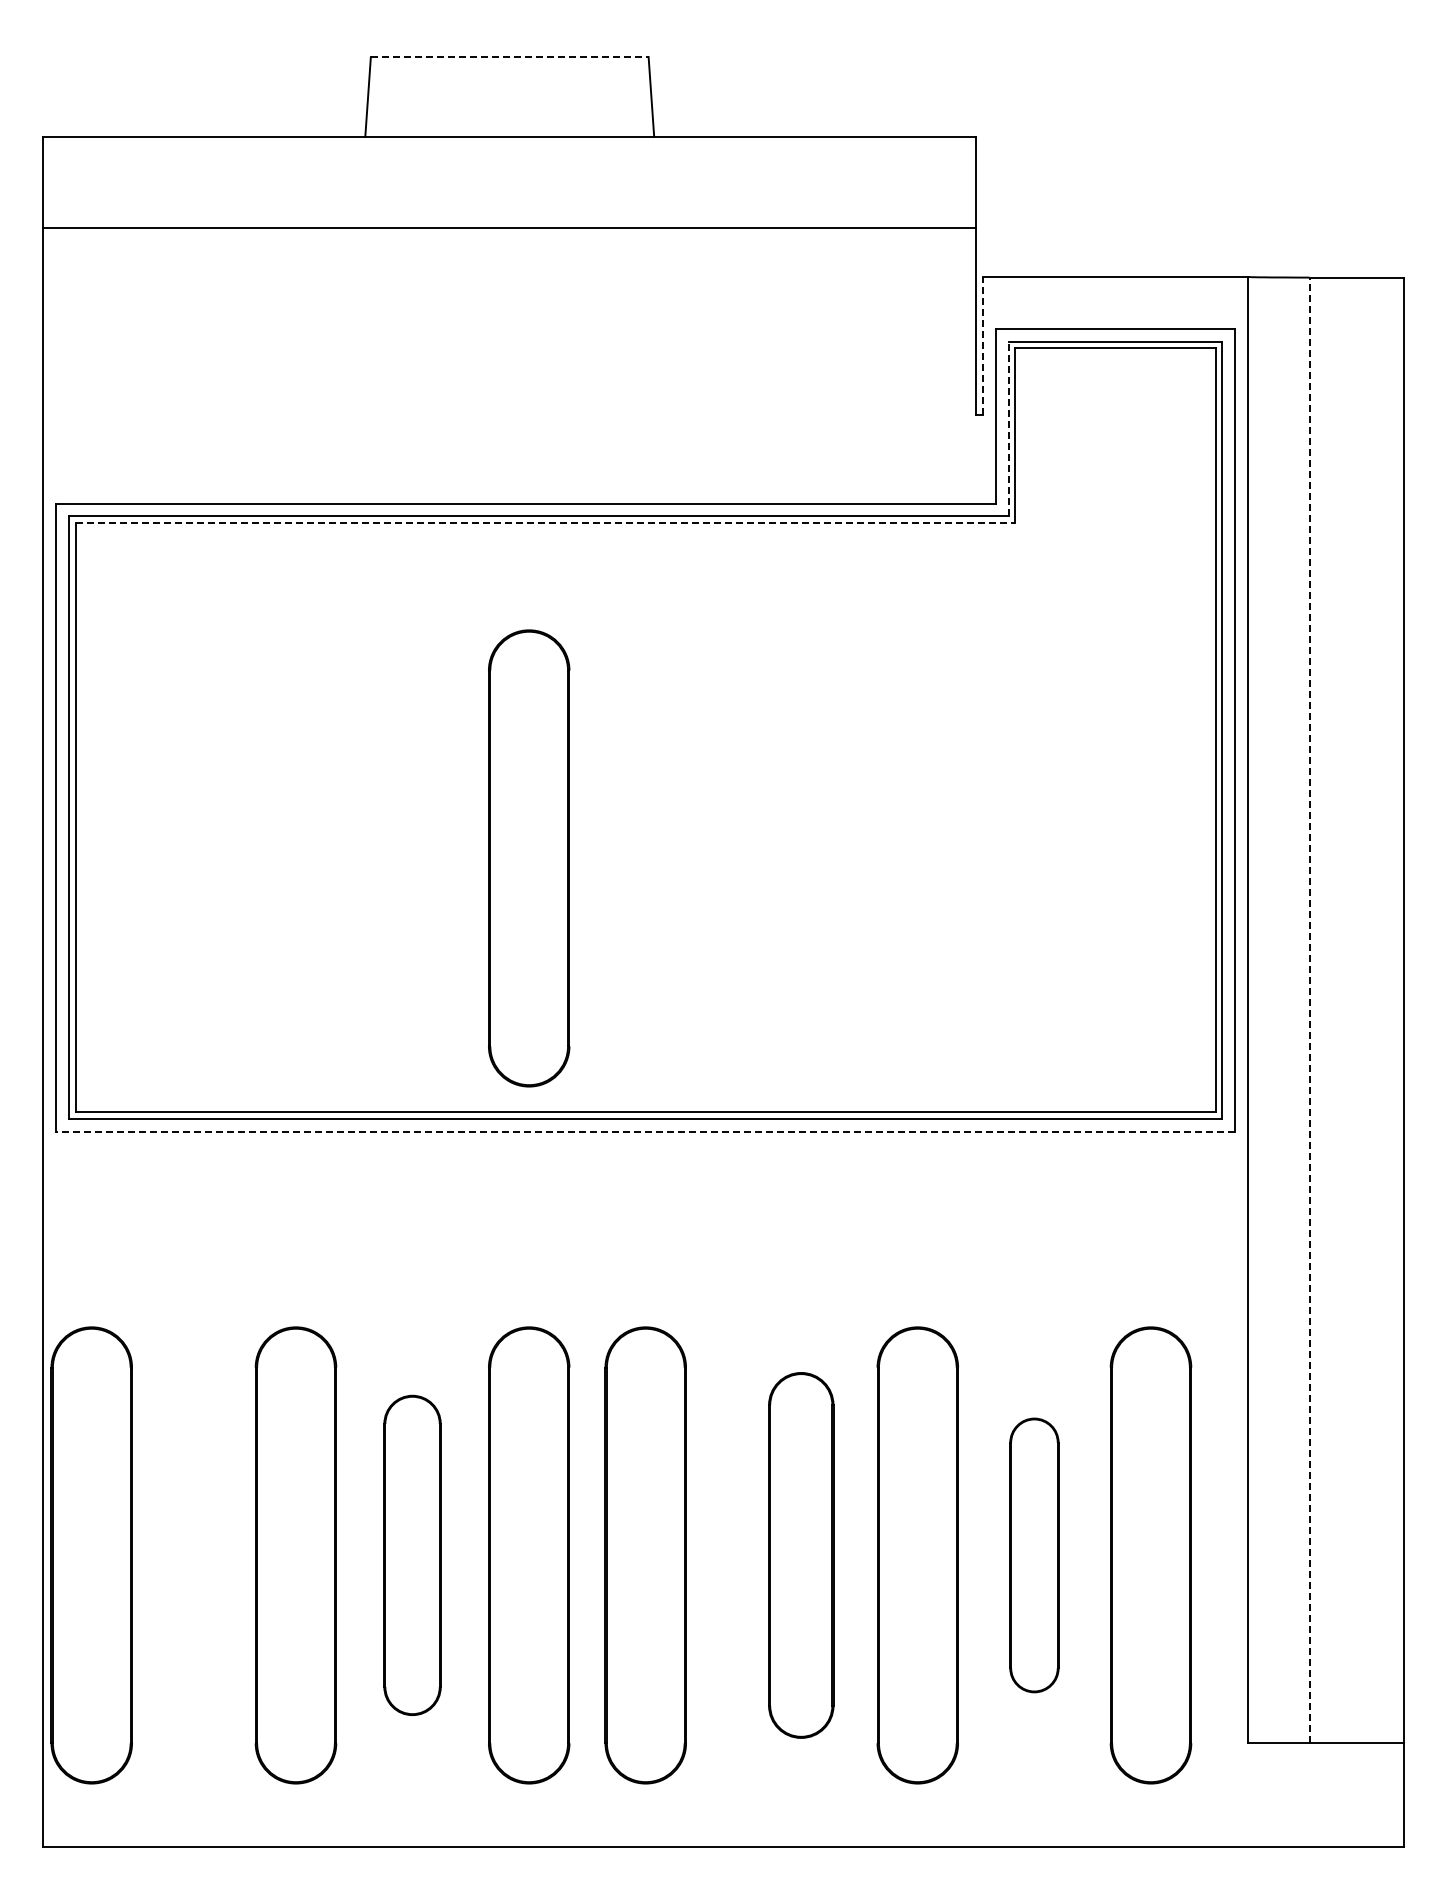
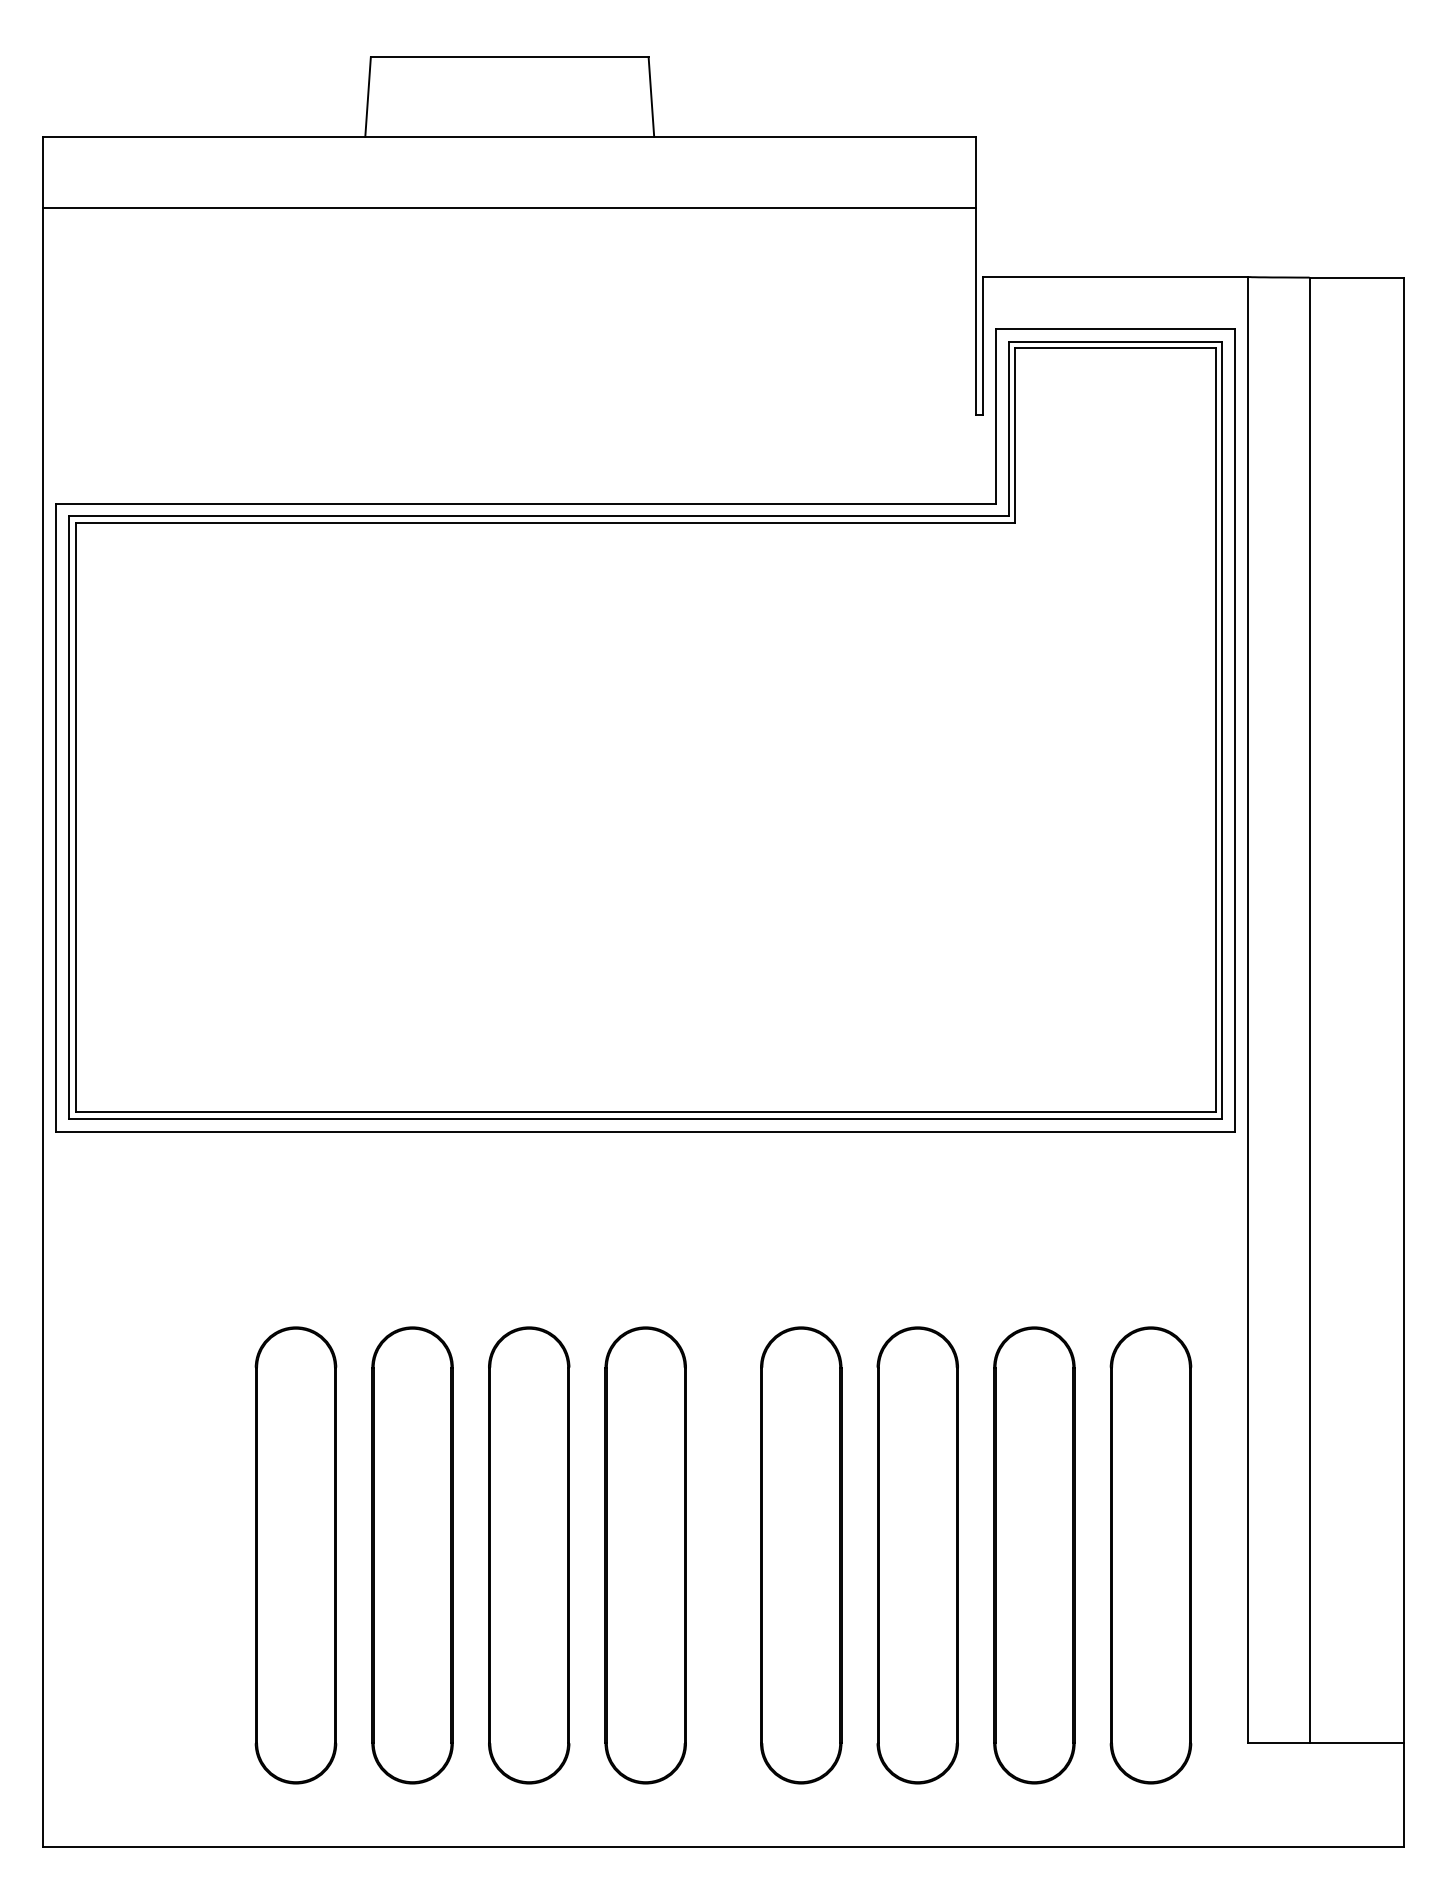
line: dashed -> solid (509, 57)
line position: (509, 228) -> (509, 208) (509, 208)
line: dashed -> solid (982, 345)
line: dashed -> solid (1008, 428)
line: dashed -> solid (545, 522)
part: present -> none (529, 858)
line: dashed -> solid (1309, 1010)
line: dashed -> solid (645, 1131)
part size: 59x322 px -> 83x459 px (412, 1555)
part: present -> none (91, 1555)
part size: 67x367 px -> 83x459 px (801, 1555)
part size: 51x277 px -> 83x459 px (1034, 1555)
